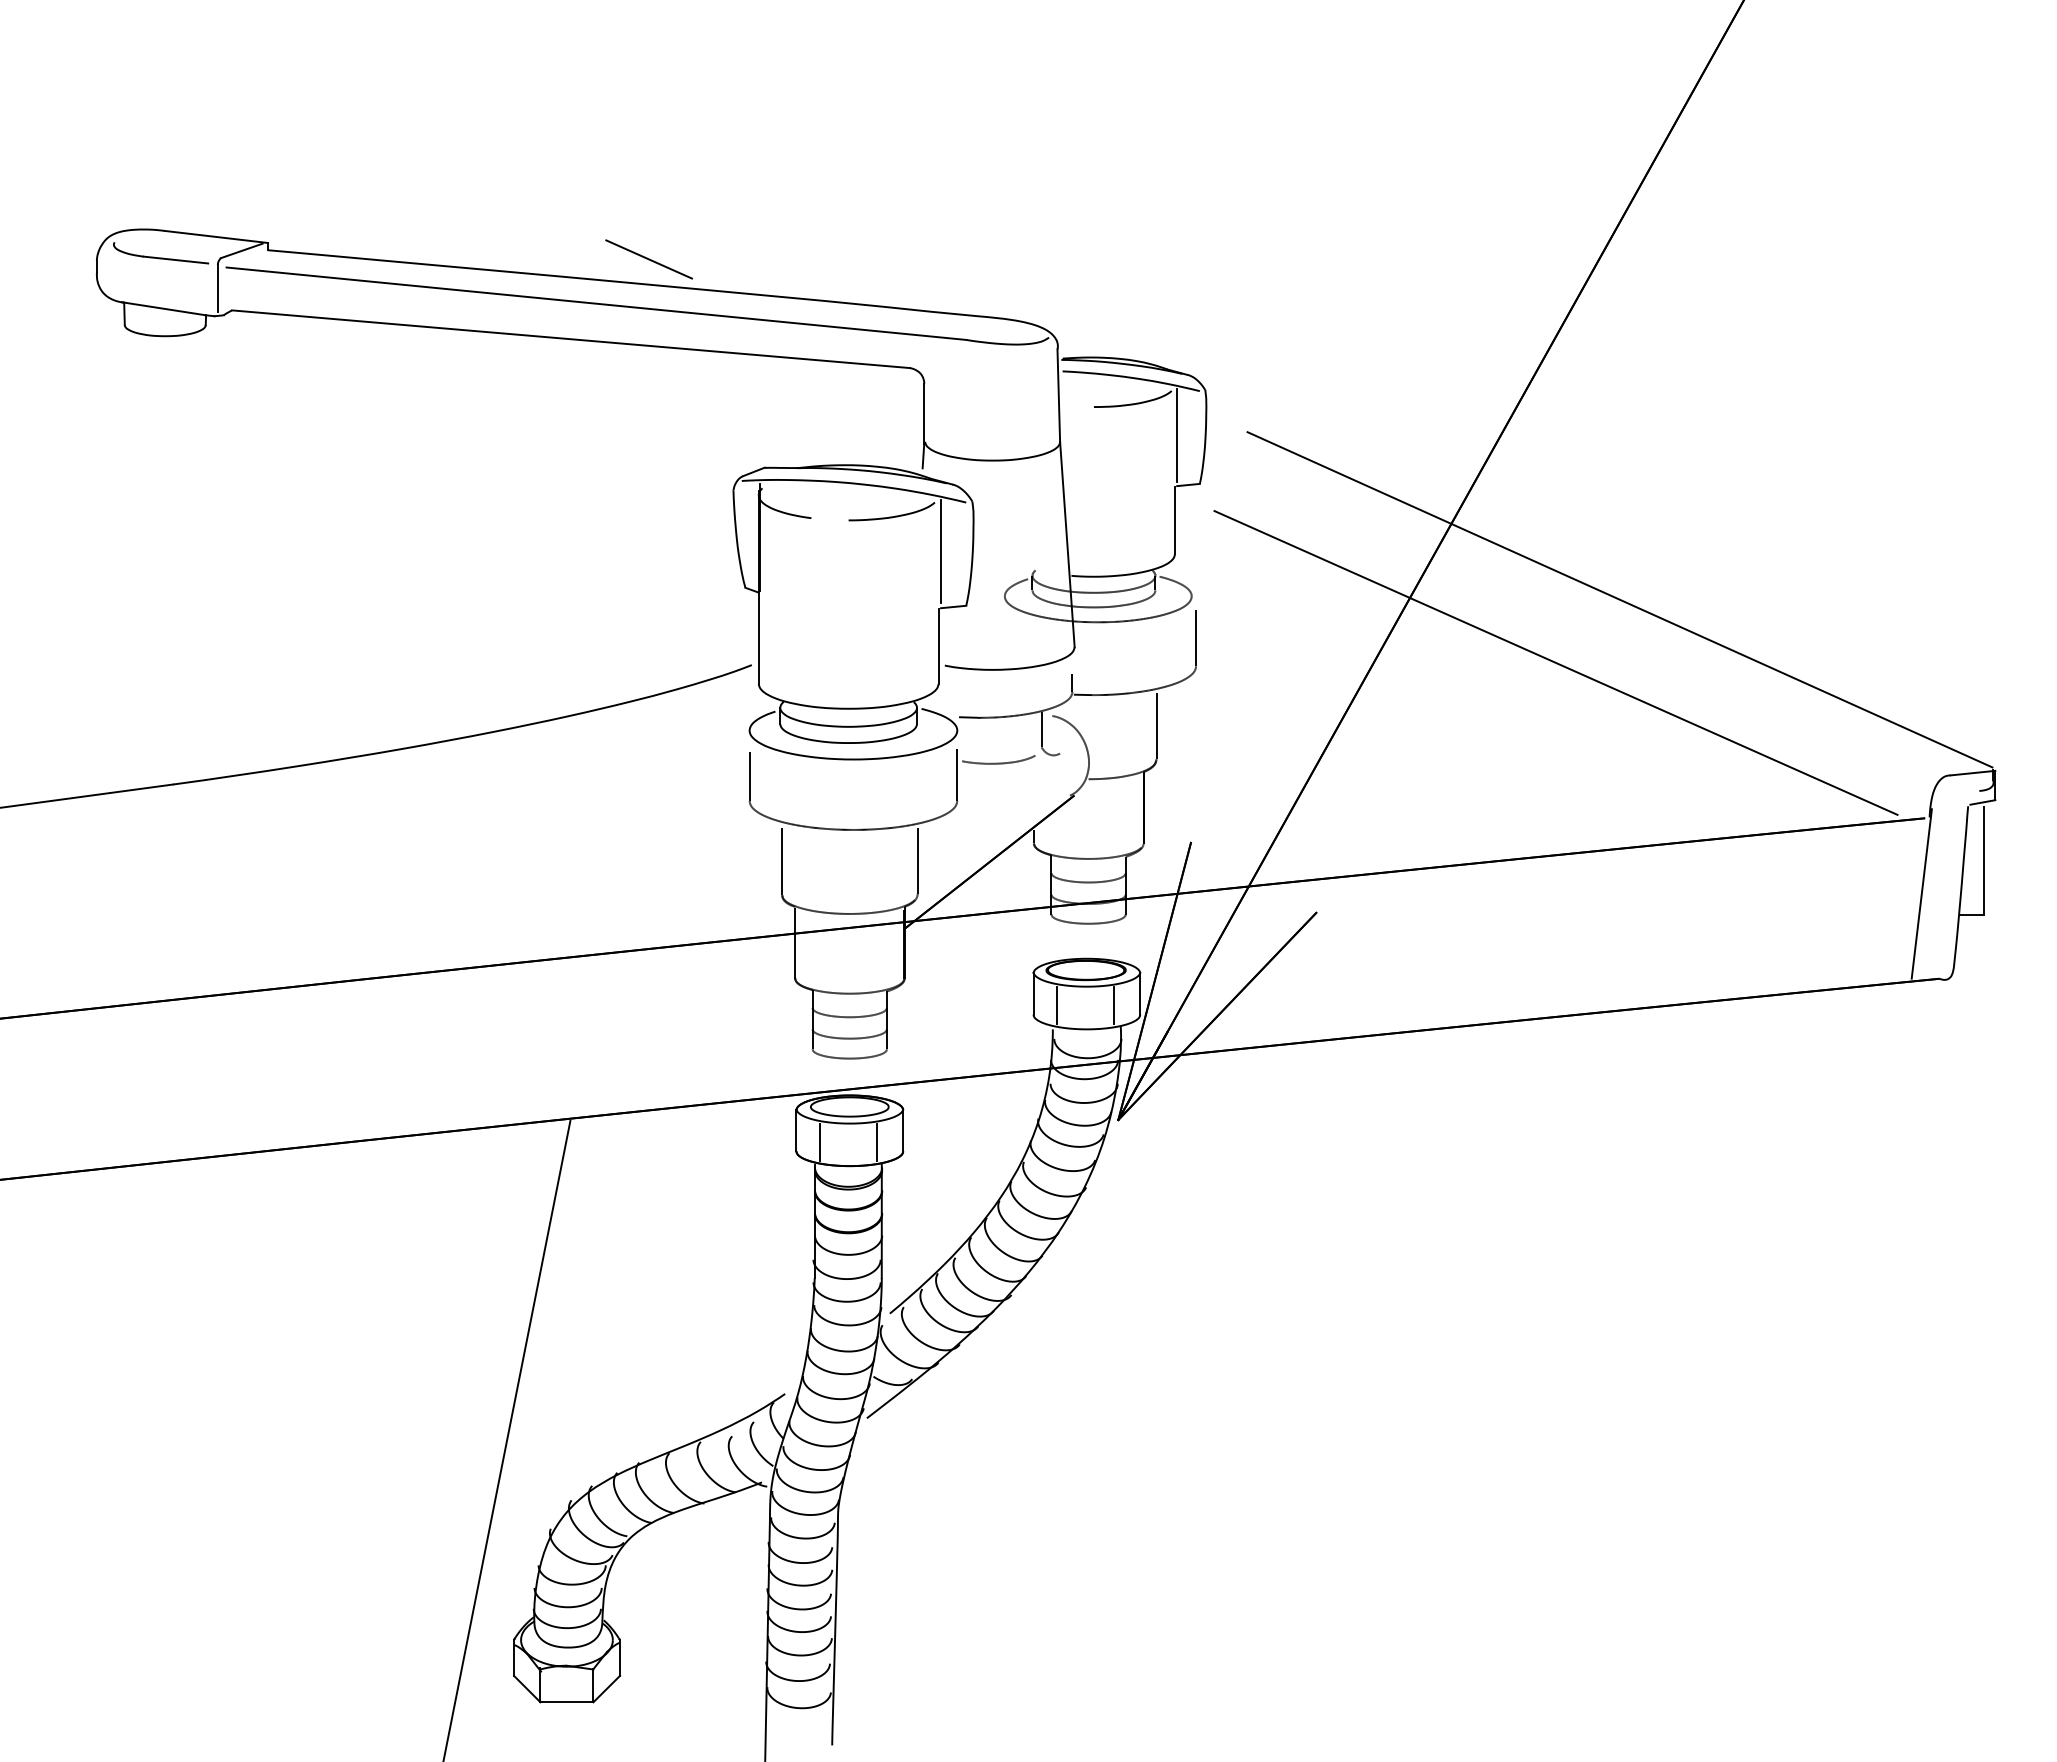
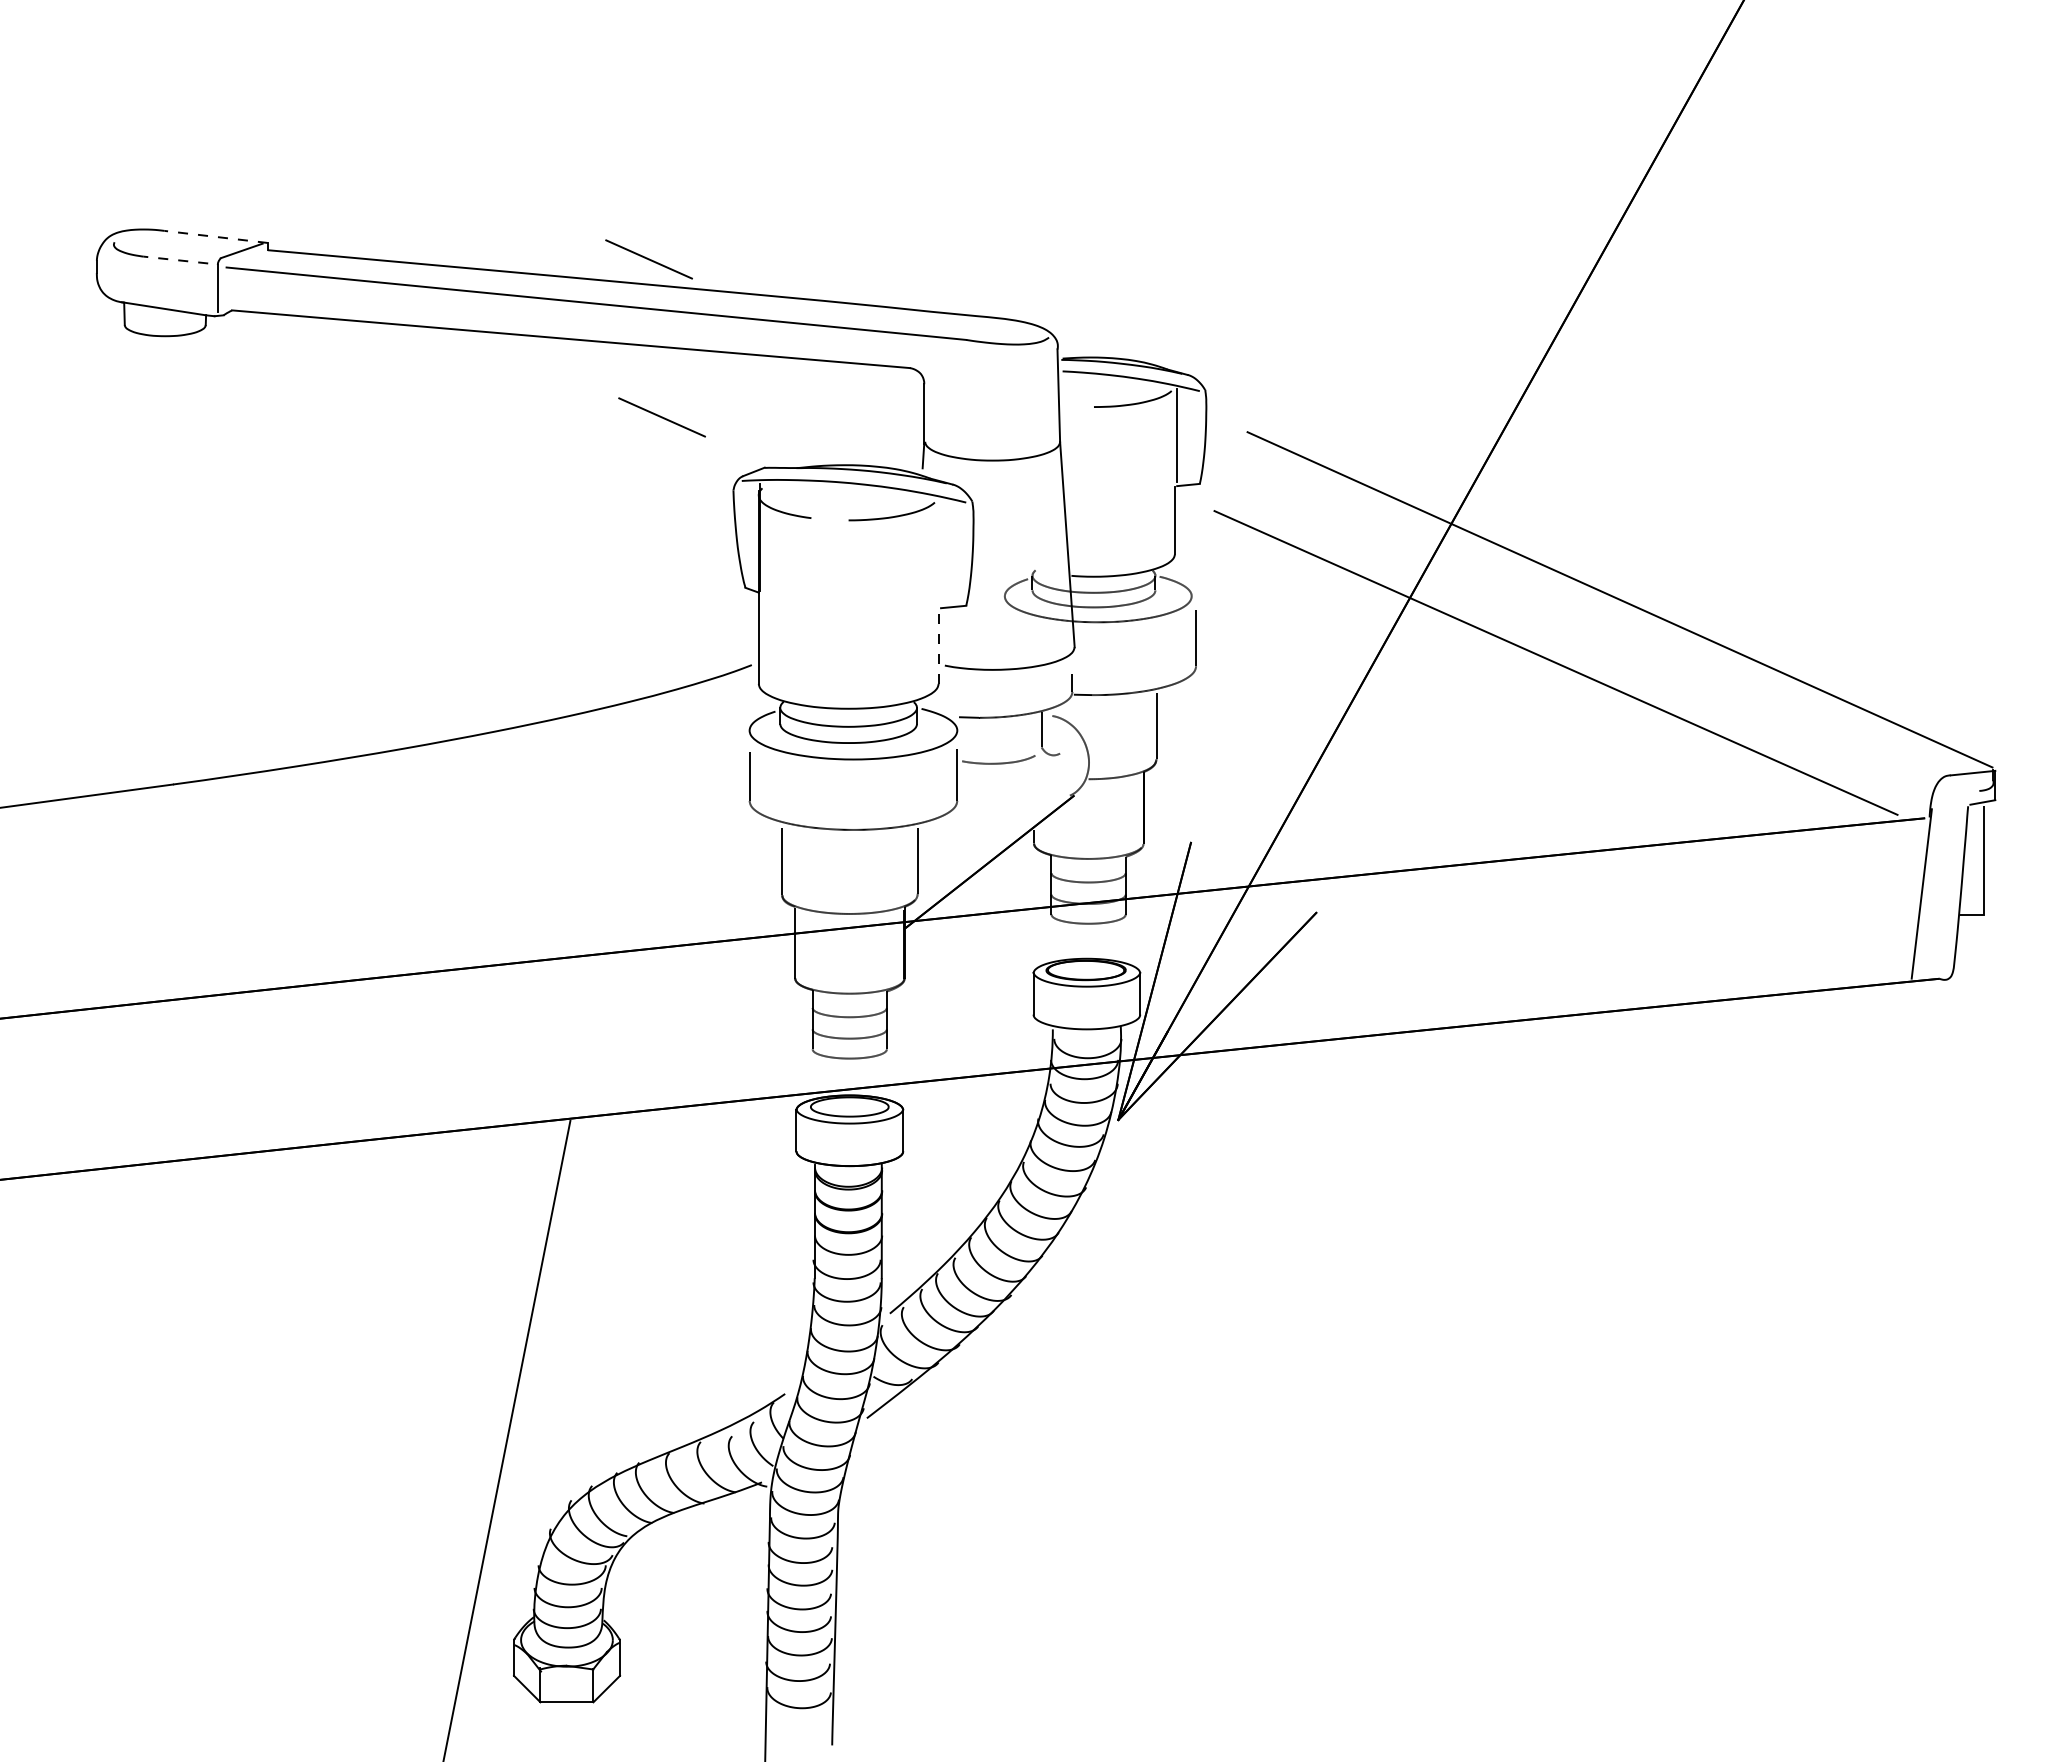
line: solid -> dashed (216, 236)
line: solid -> dashed (175, 260)
line: none -> present (661, 417)
line: present -> none (941, 551)
line: solid -> dashed (938, 646)
line: present -> none (1057, 1005)
line: present -> none (1114, 1005)
line: present -> none (820, 1142)
line: present -> none (877, 1142)
